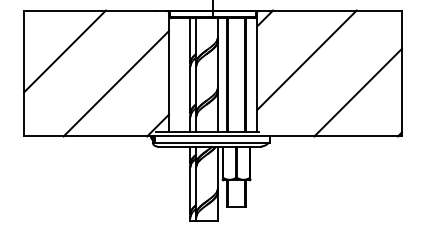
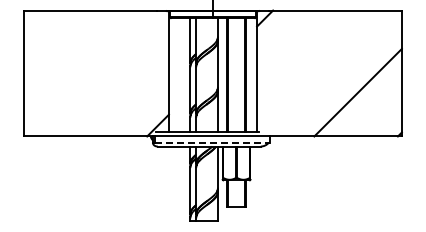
line: present -> none (64, 51)
line: present -> none (306, 60)
line: present -> none (115, 83)
line: solid -> dashed (212, 142)
